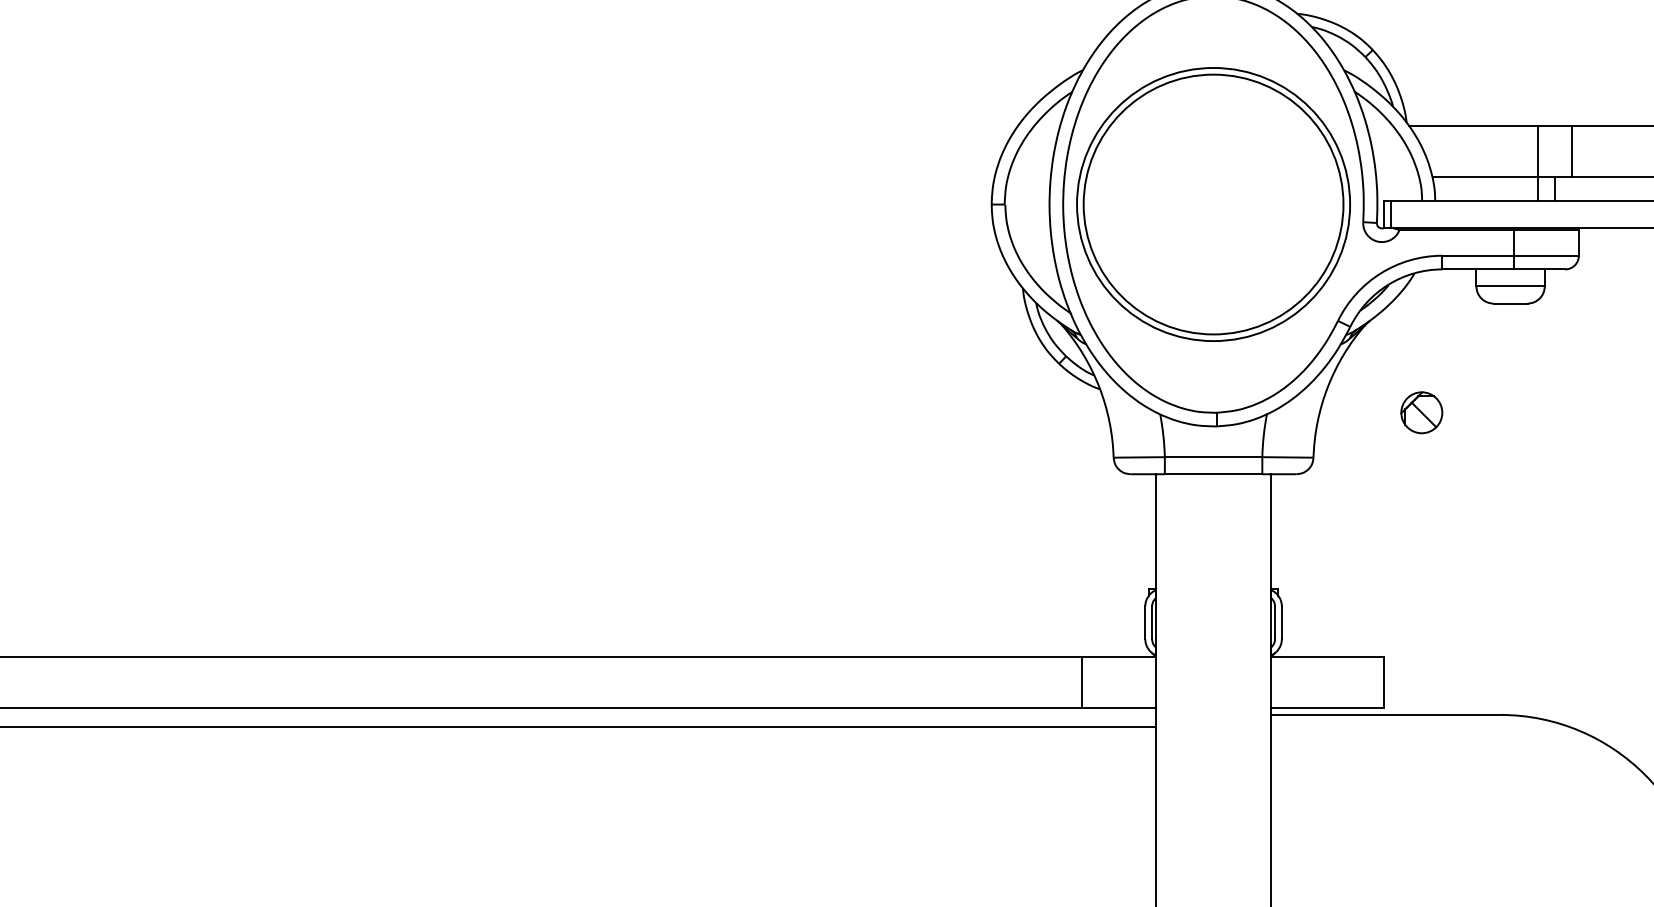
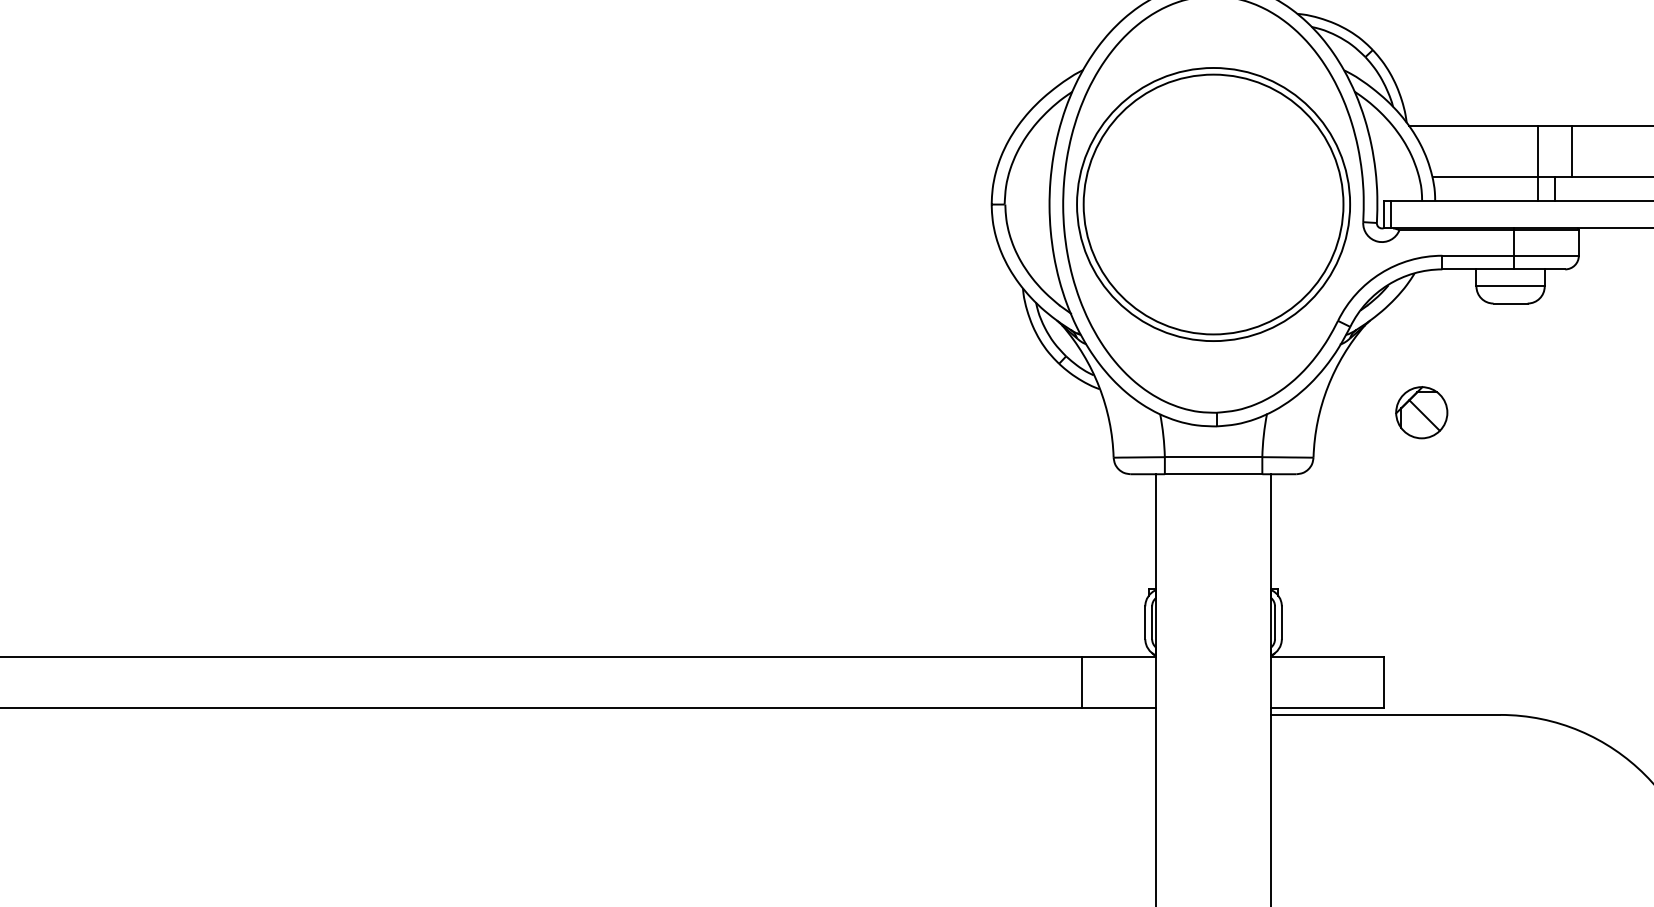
part size: 44x44 px -> 54x54 px (1421, 412)
line: present -> none (579, 726)
